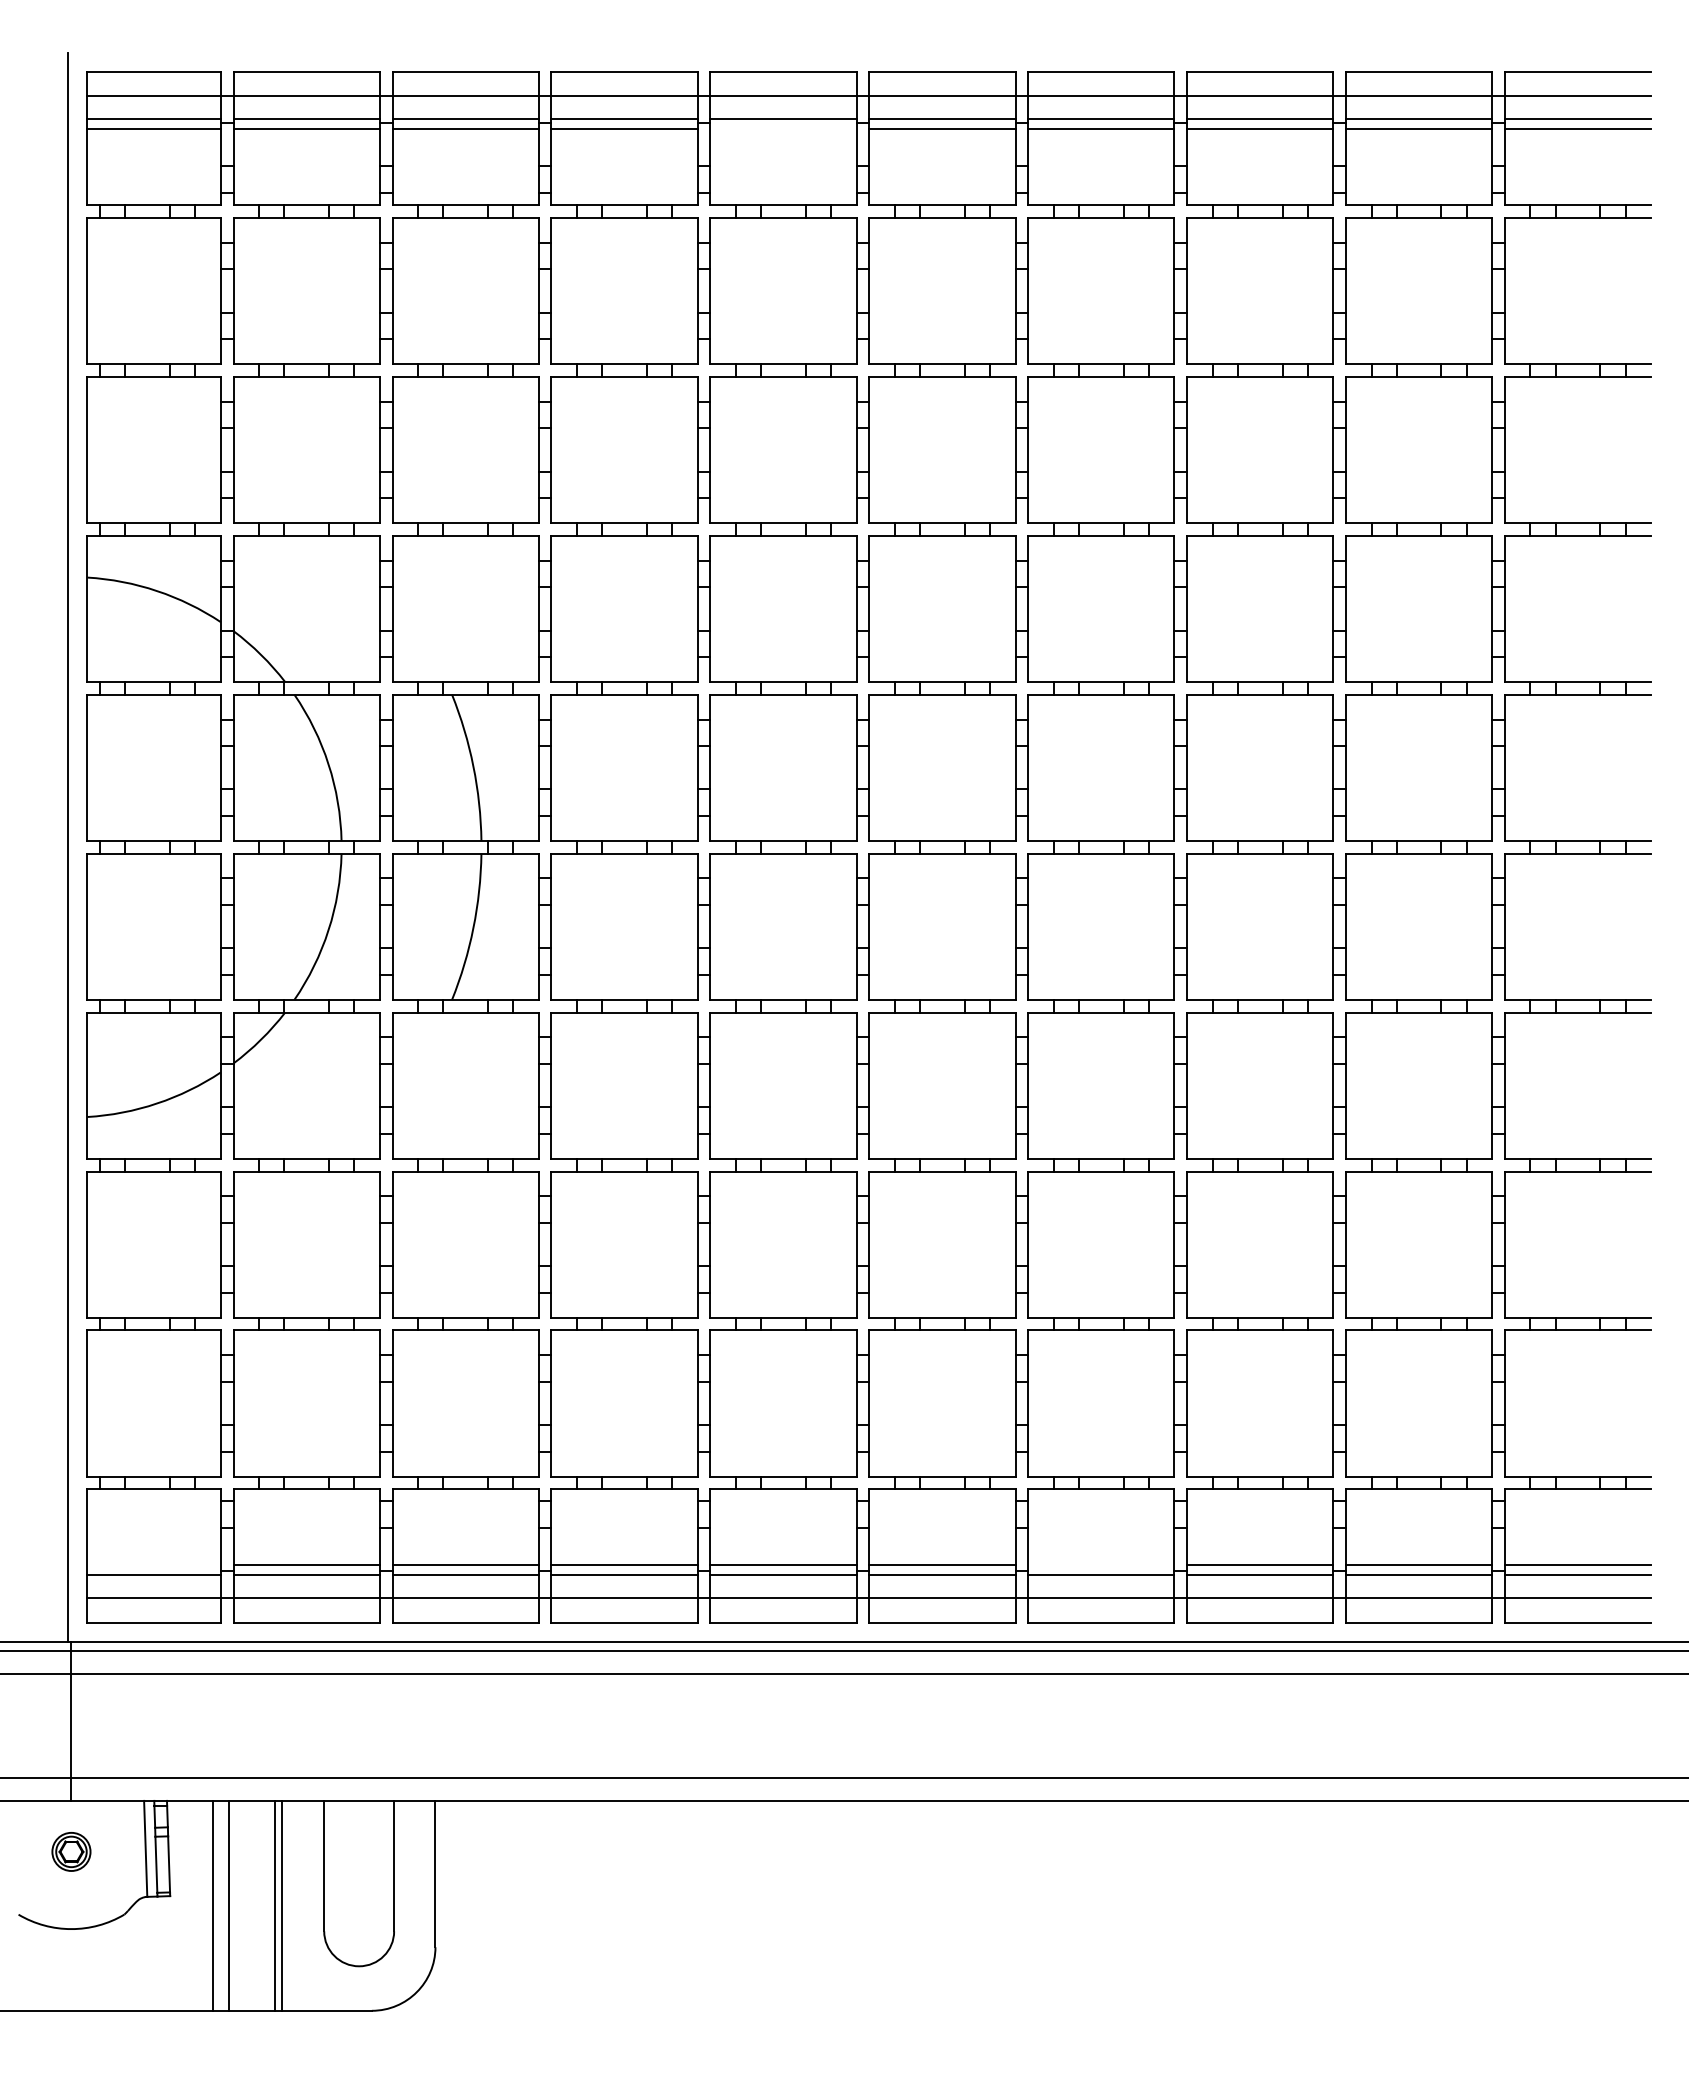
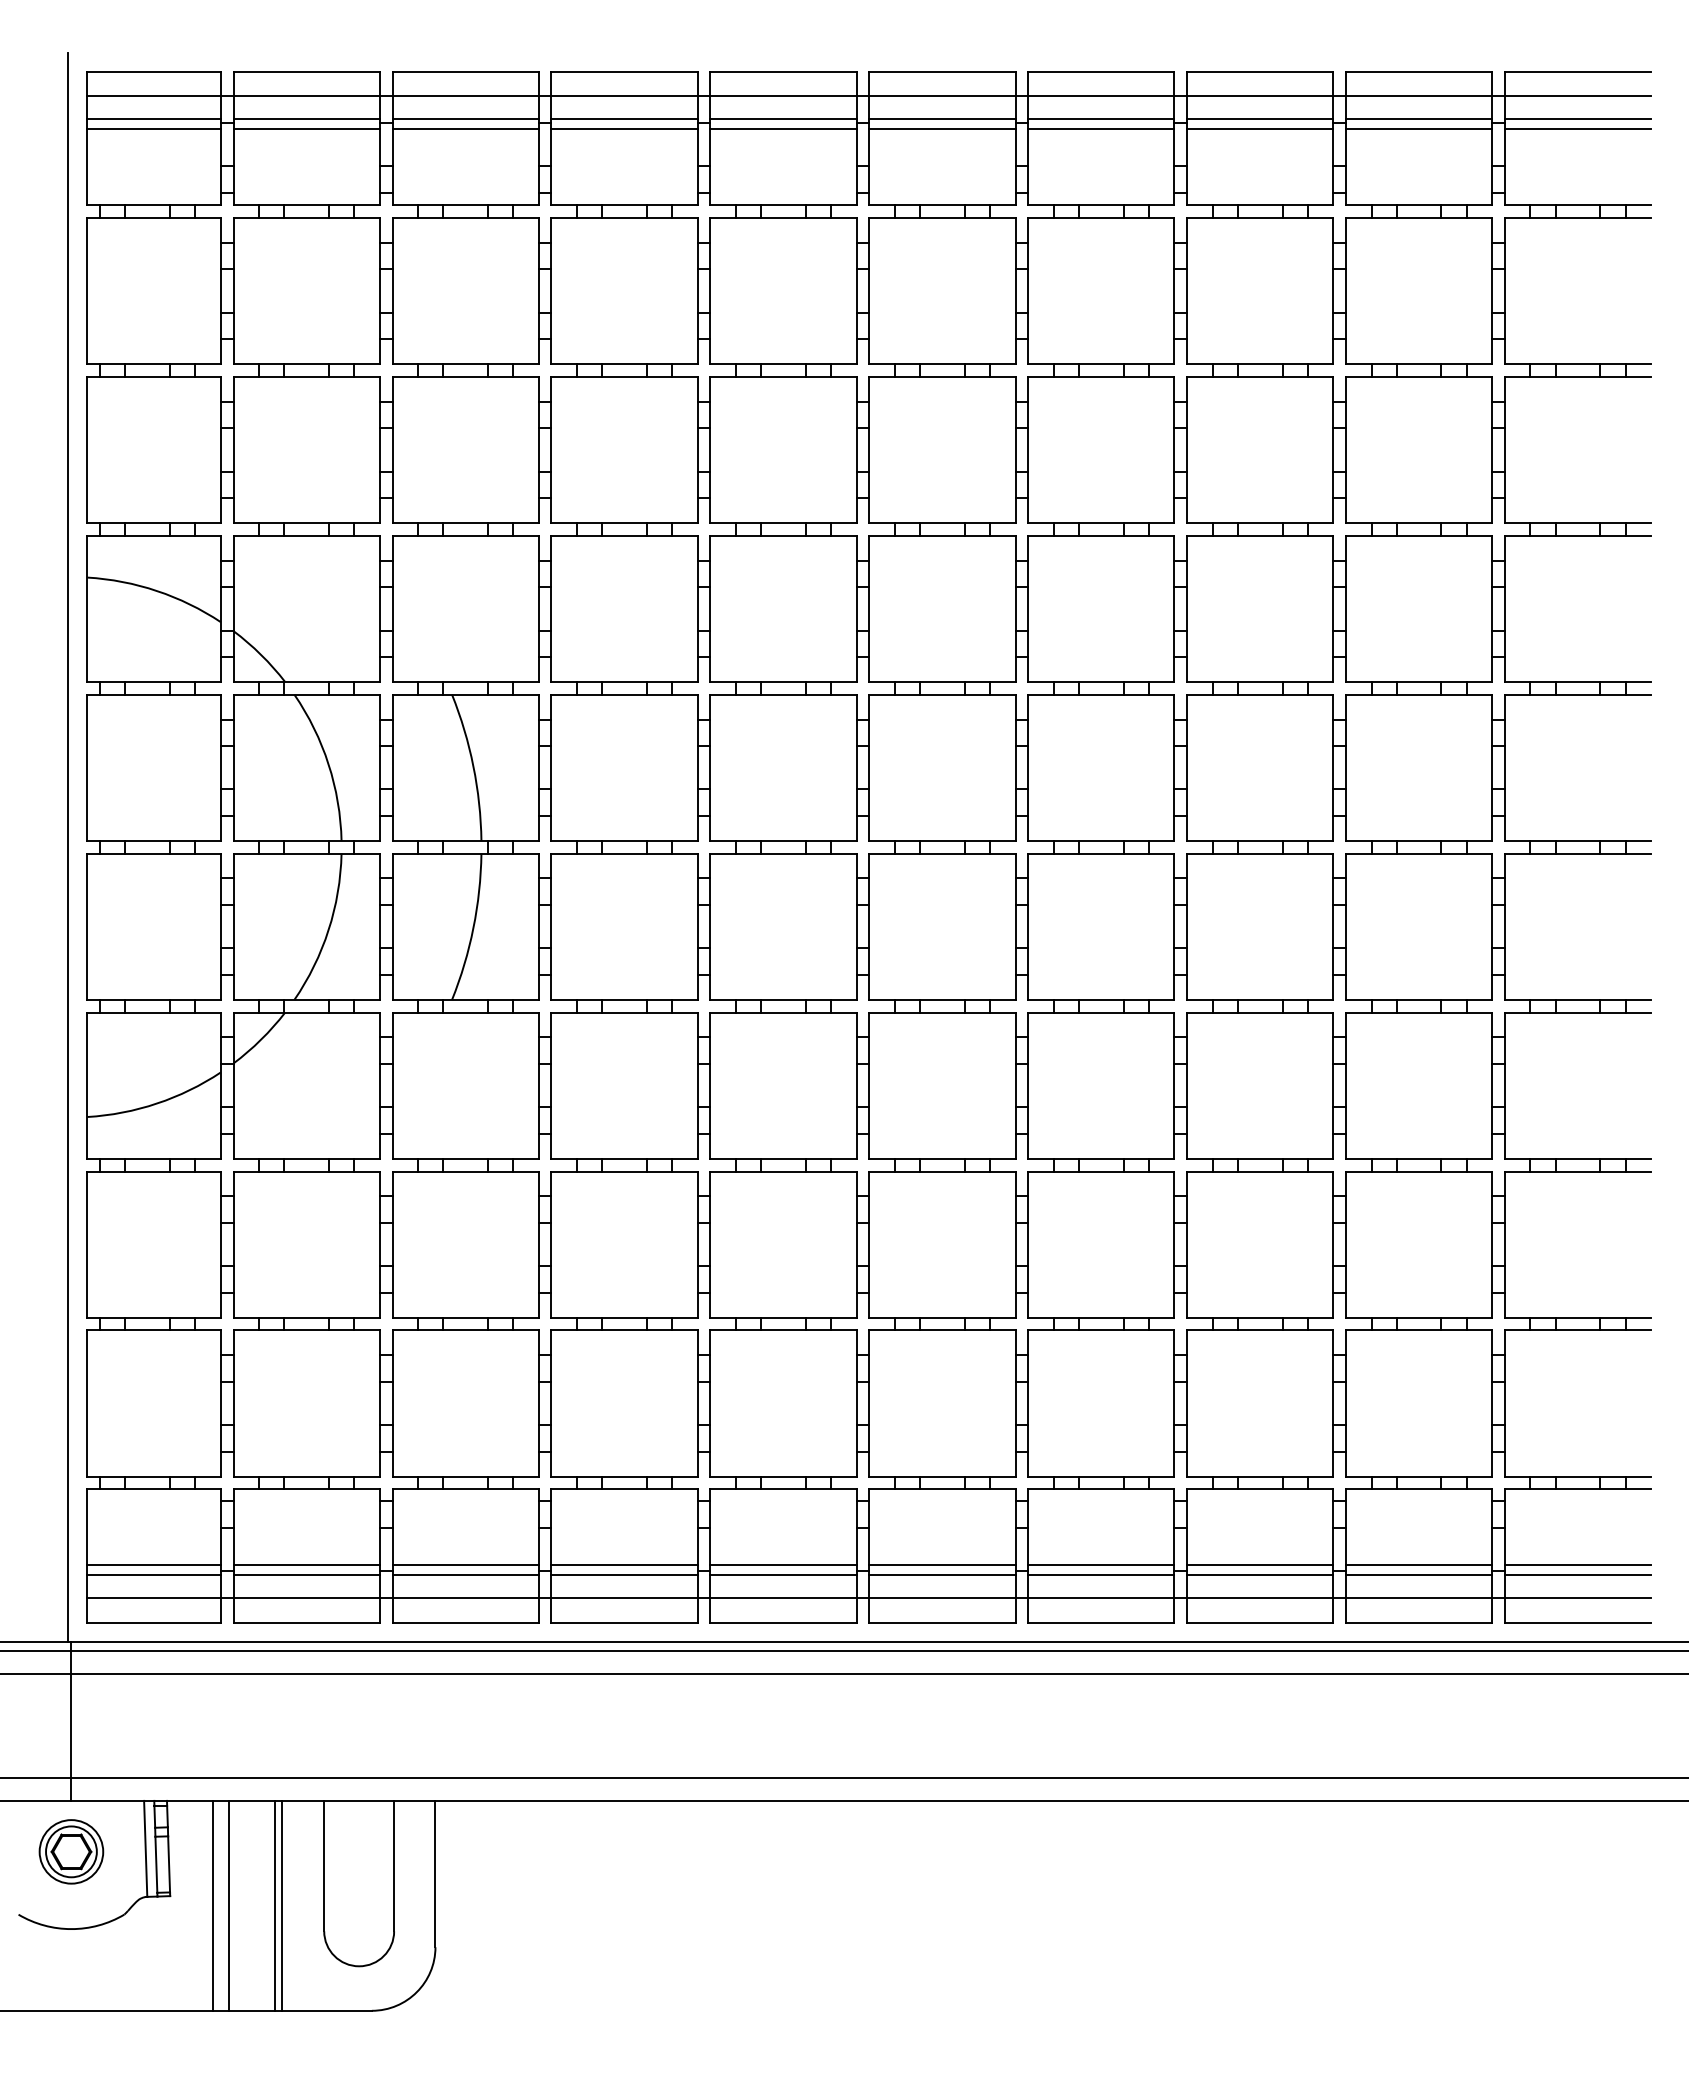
line: none -> present (783, 129)
line: none -> present (153, 1565)
line: none -> present (1101, 1565)
part size: 41x40 px -> 67x66 px (71, 1851)
